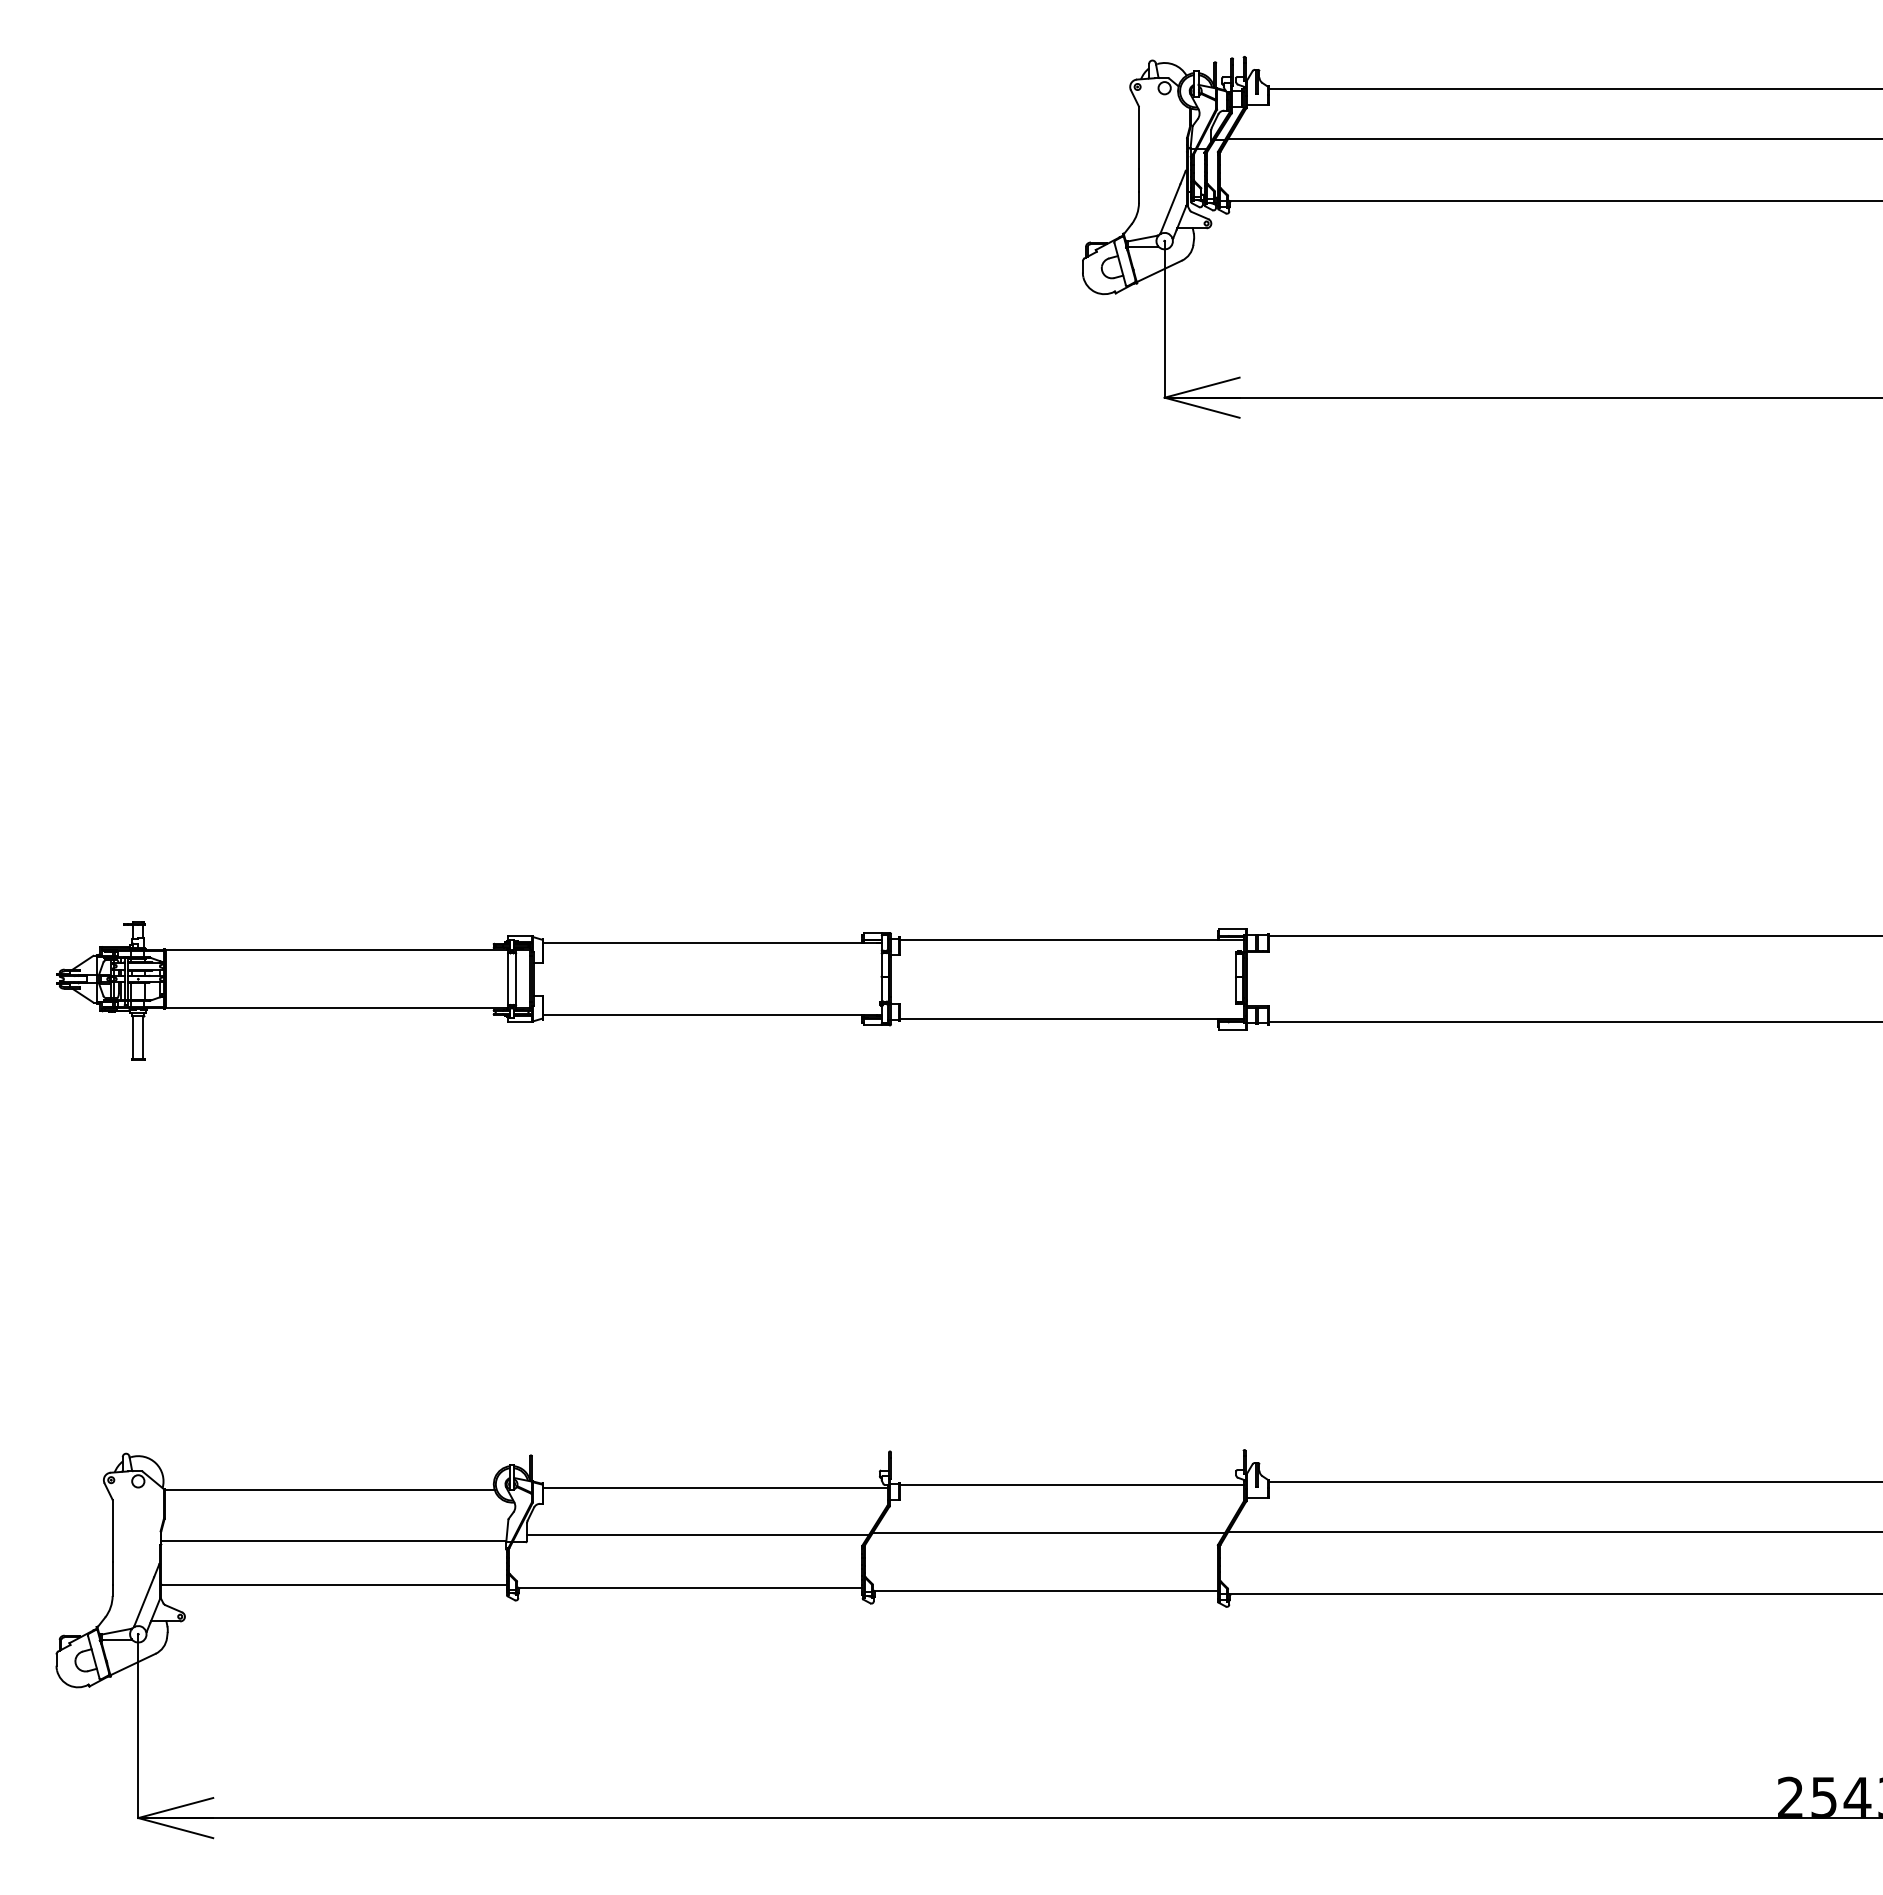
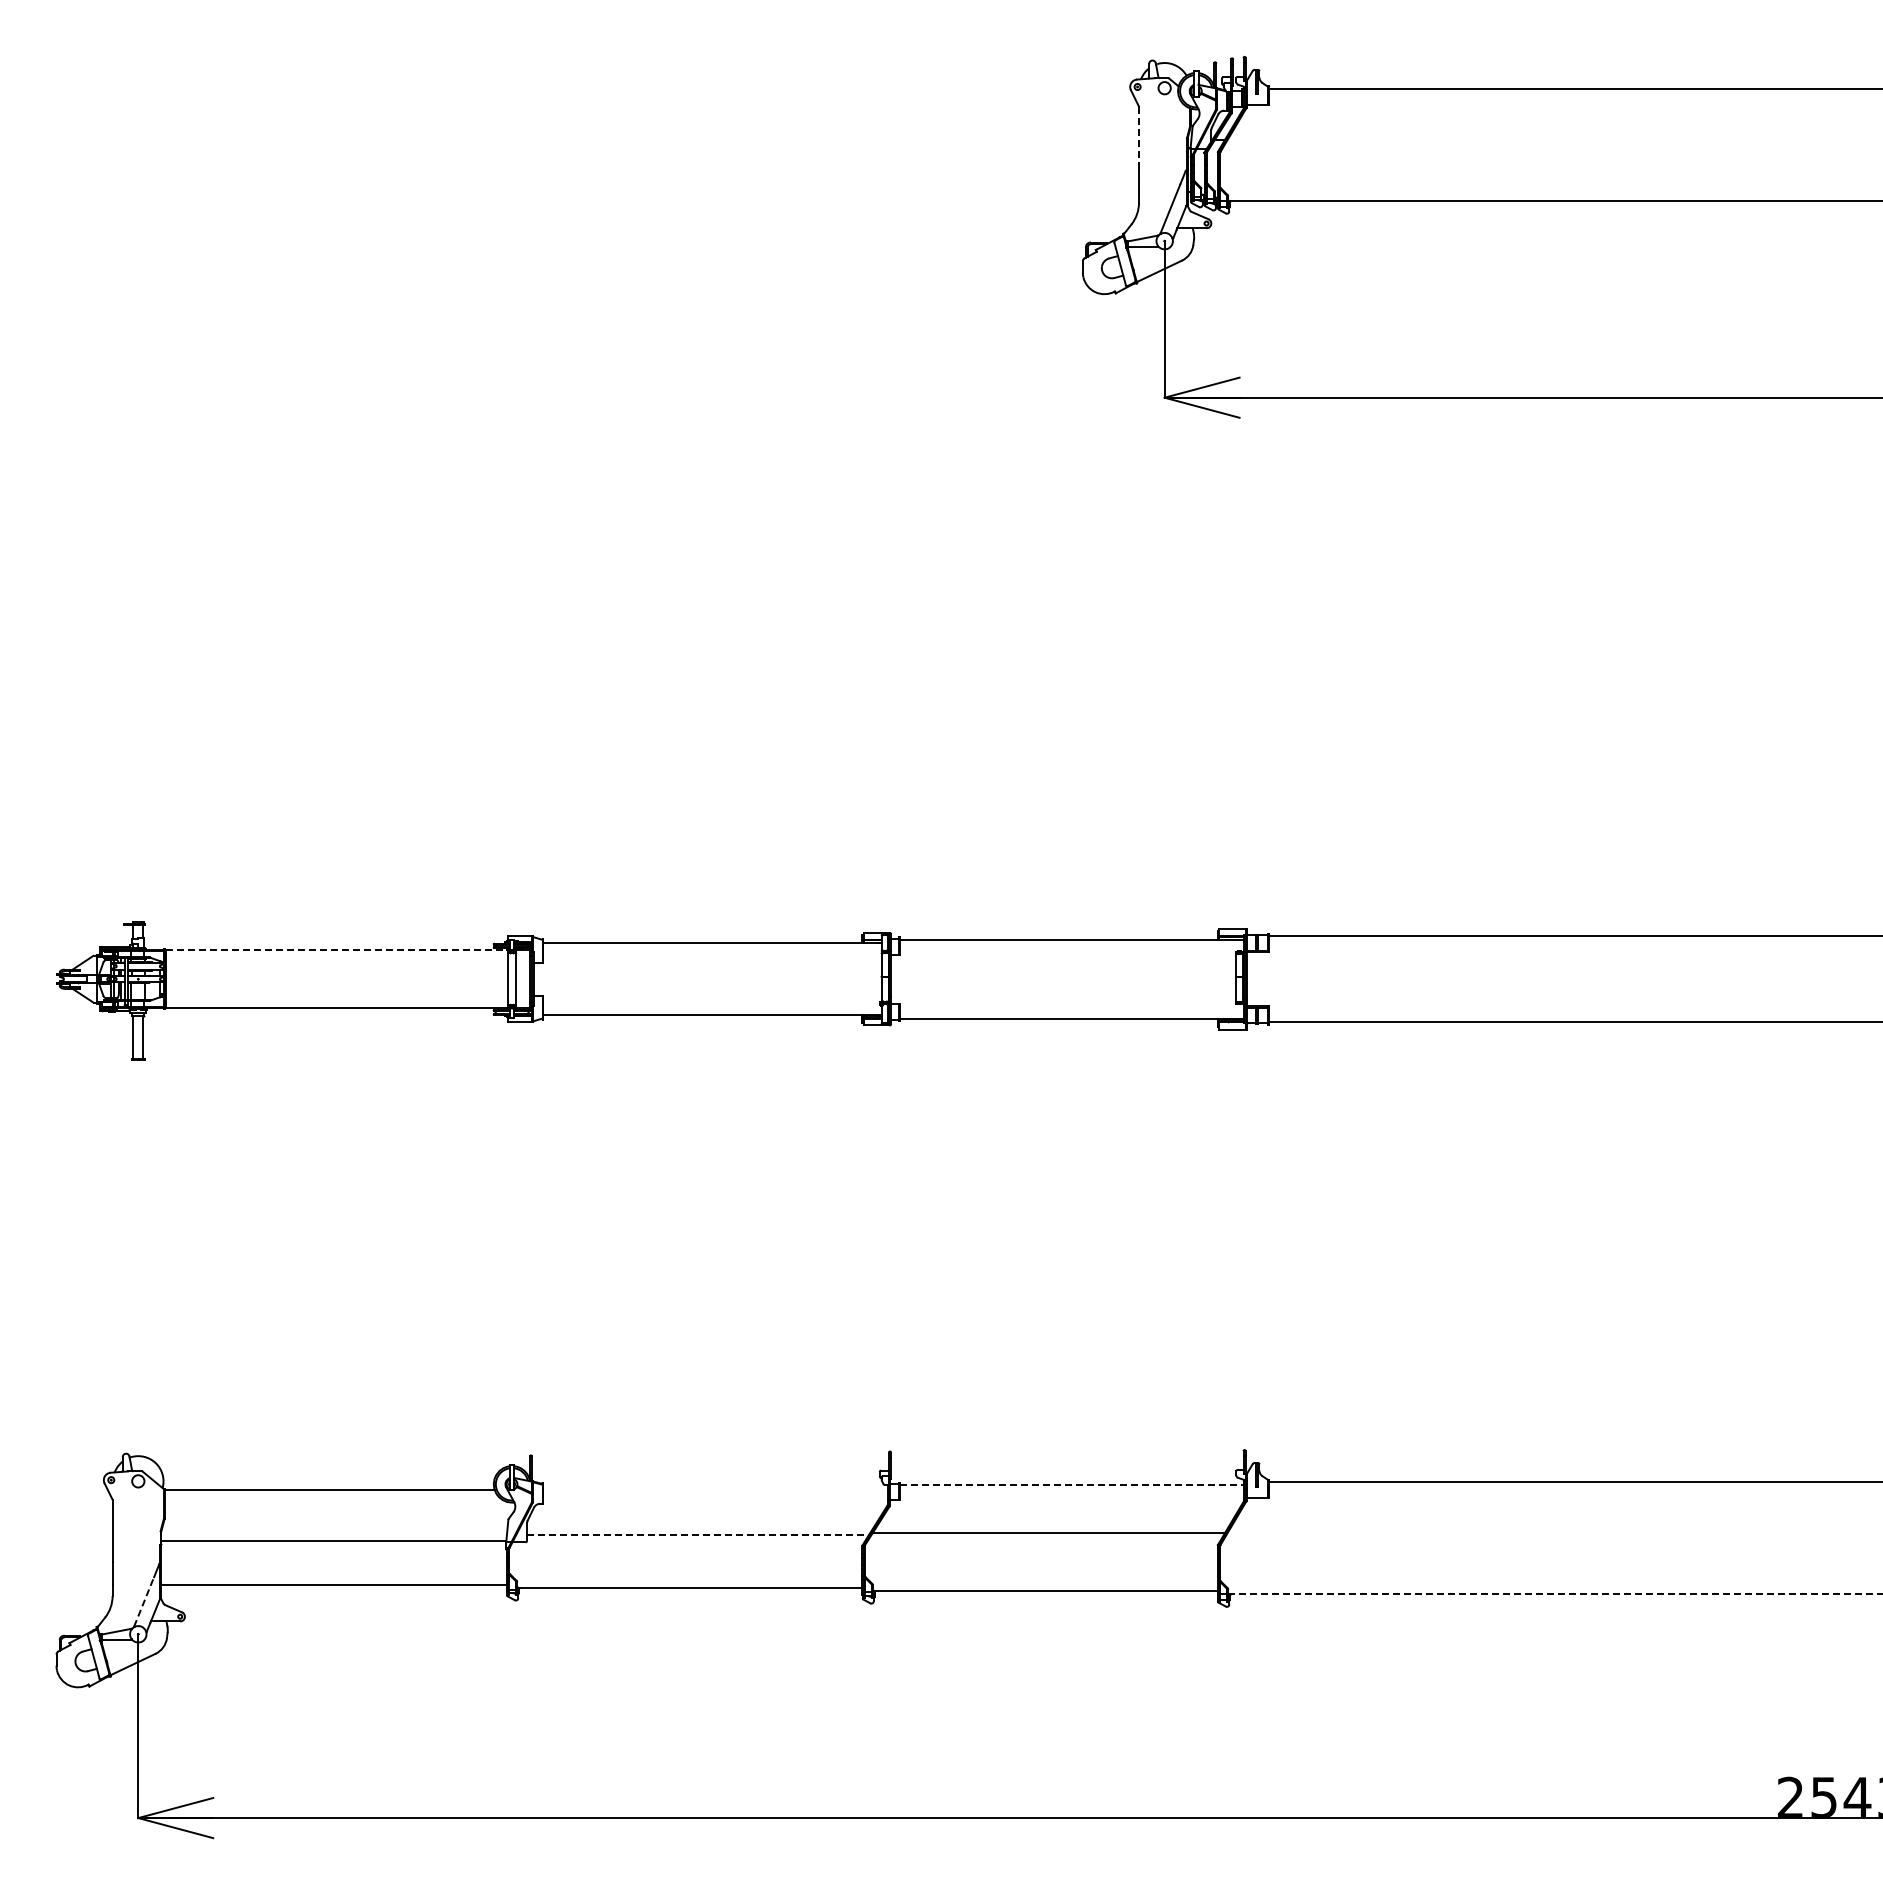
line: solid -> dashed (1138, 137)
line: present -> none (1553, 138)
line: solid -> dashed (337, 950)
line: solid -> dashed (1072, 1485)
line: present -> none (715, 1487)
line: present -> none (1553, 1531)
line: solid -> dashed (698, 1534)
line: solid -> dashed (1555, 1594)
line: solid -> dashed (144, 1601)
